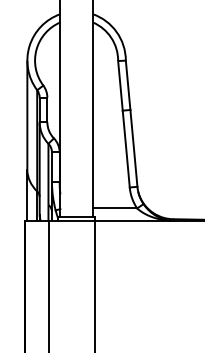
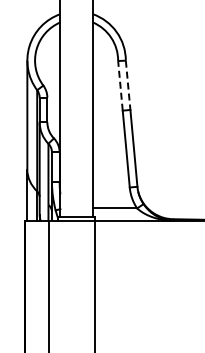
line: solid -> dashed (120, 85)
line: solid -> dashed (128, 85)
